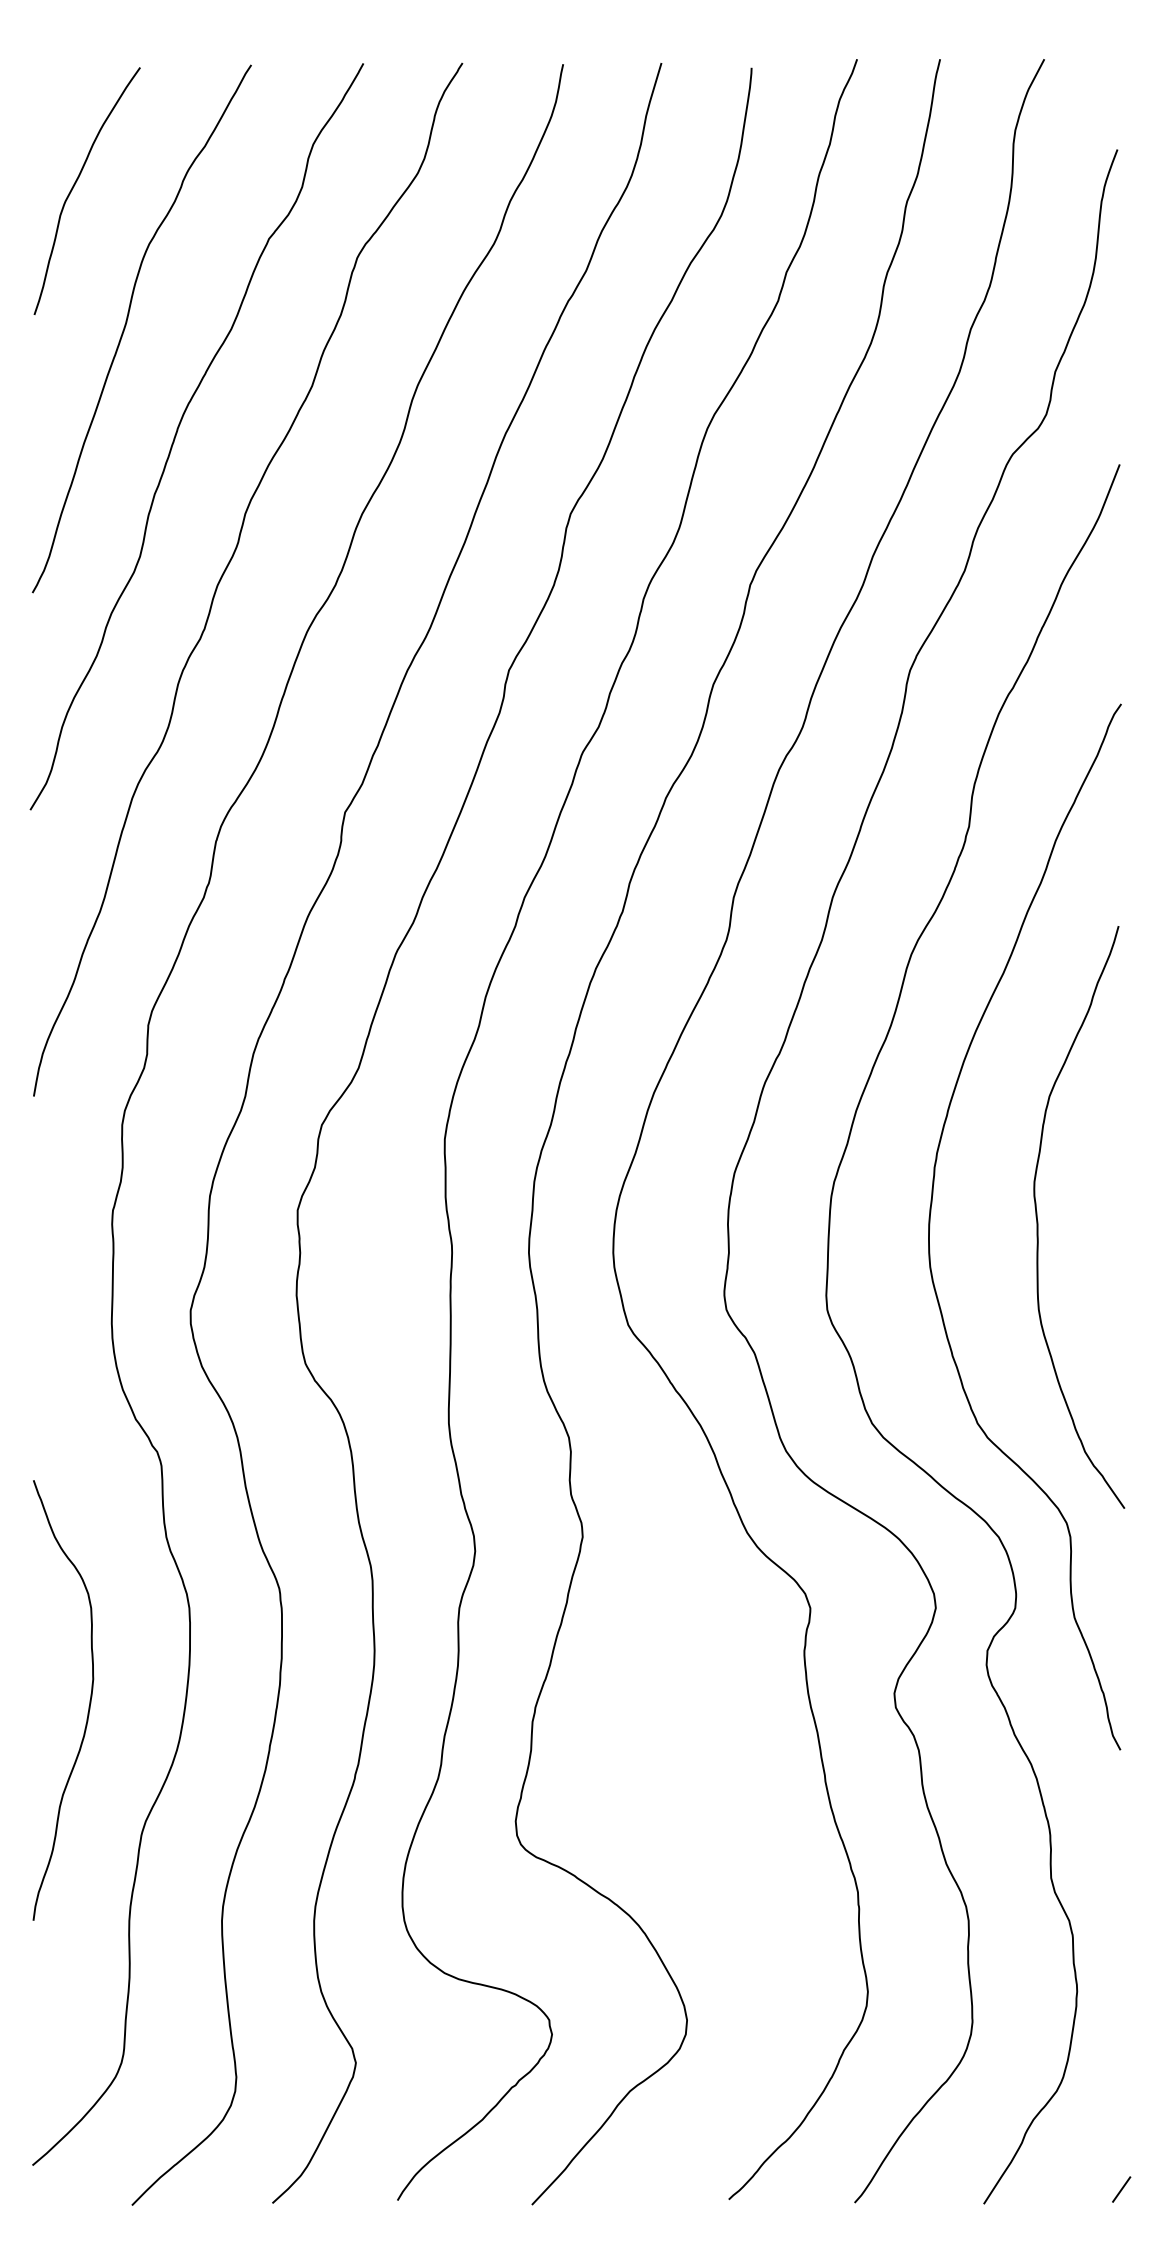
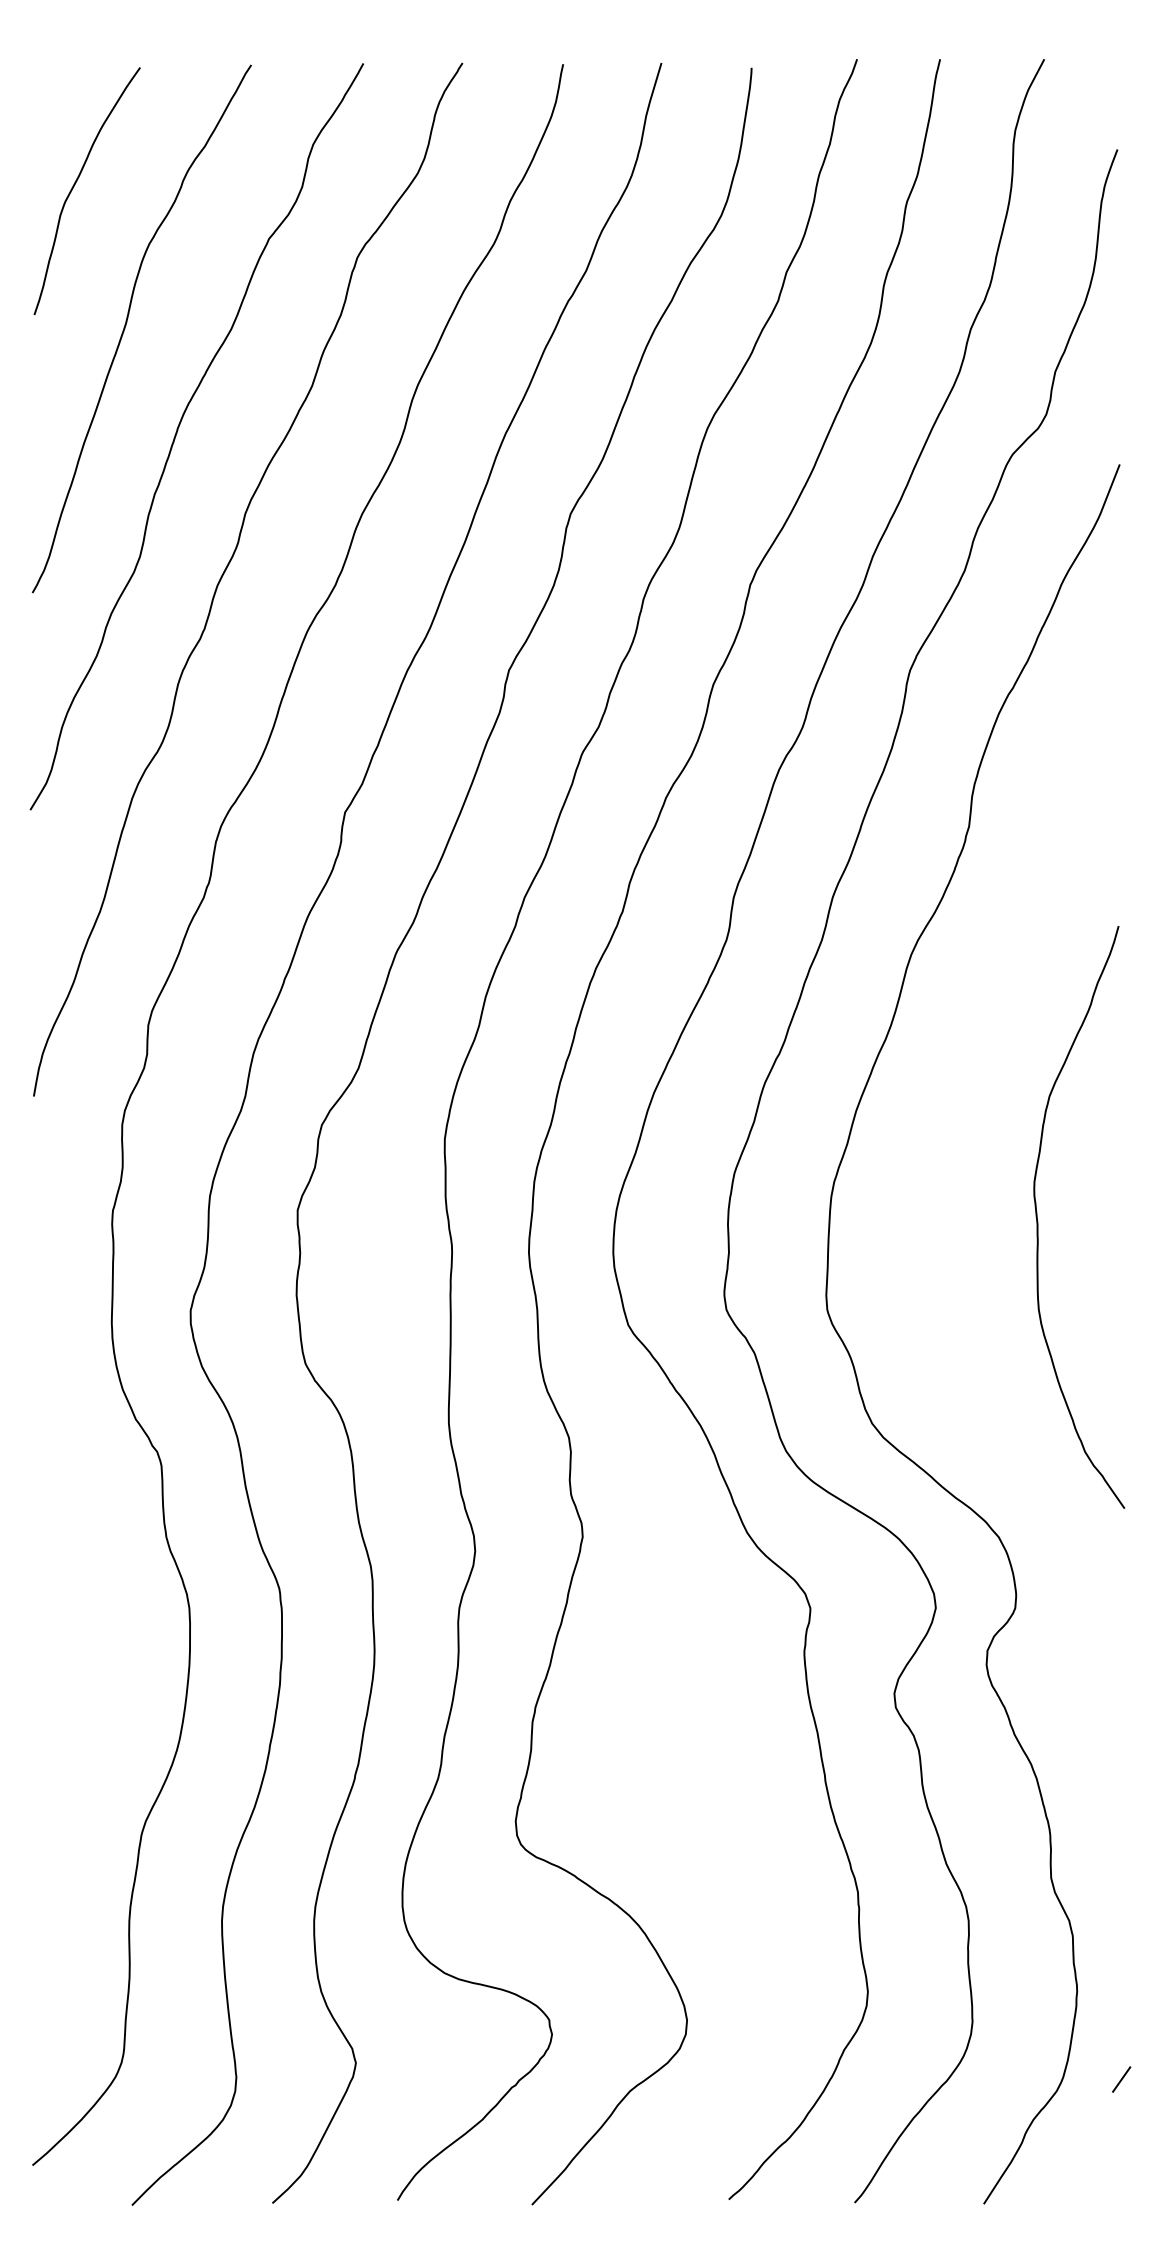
curve: present -> none (930, 1226)
curve: present -> none (88, 1706)
line position: (1121, 2189) -> (1121, 2079) (1121, 2079)
